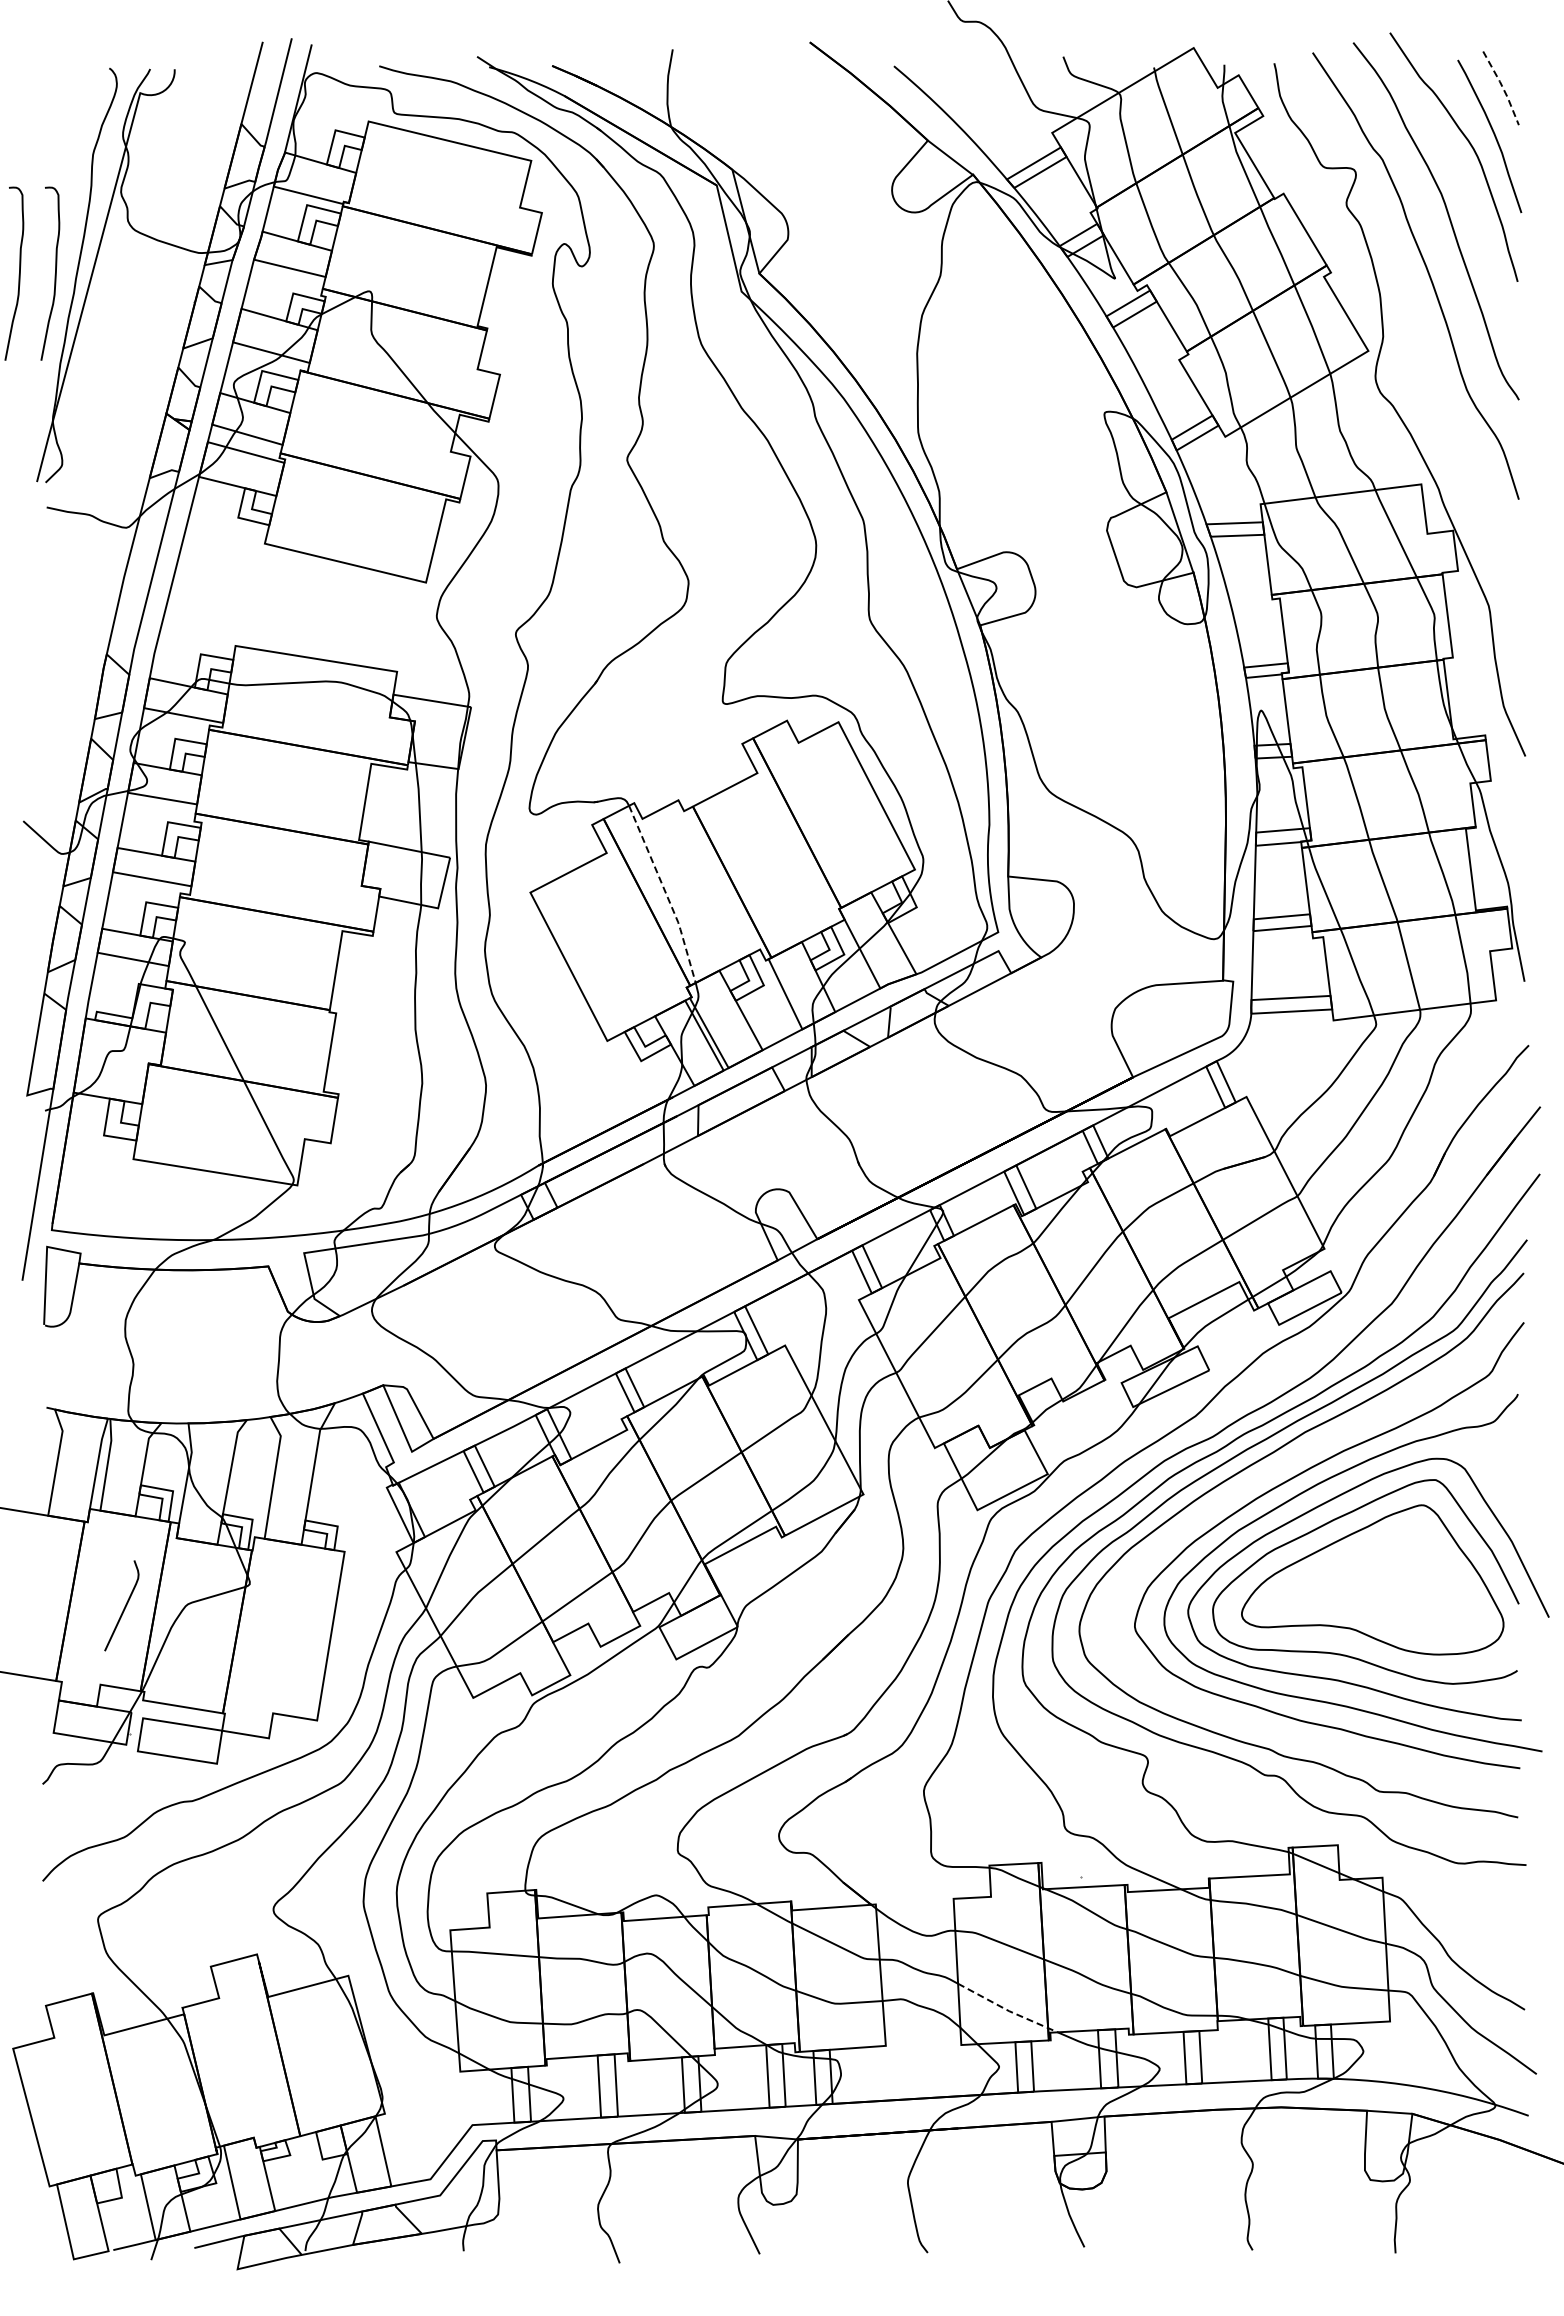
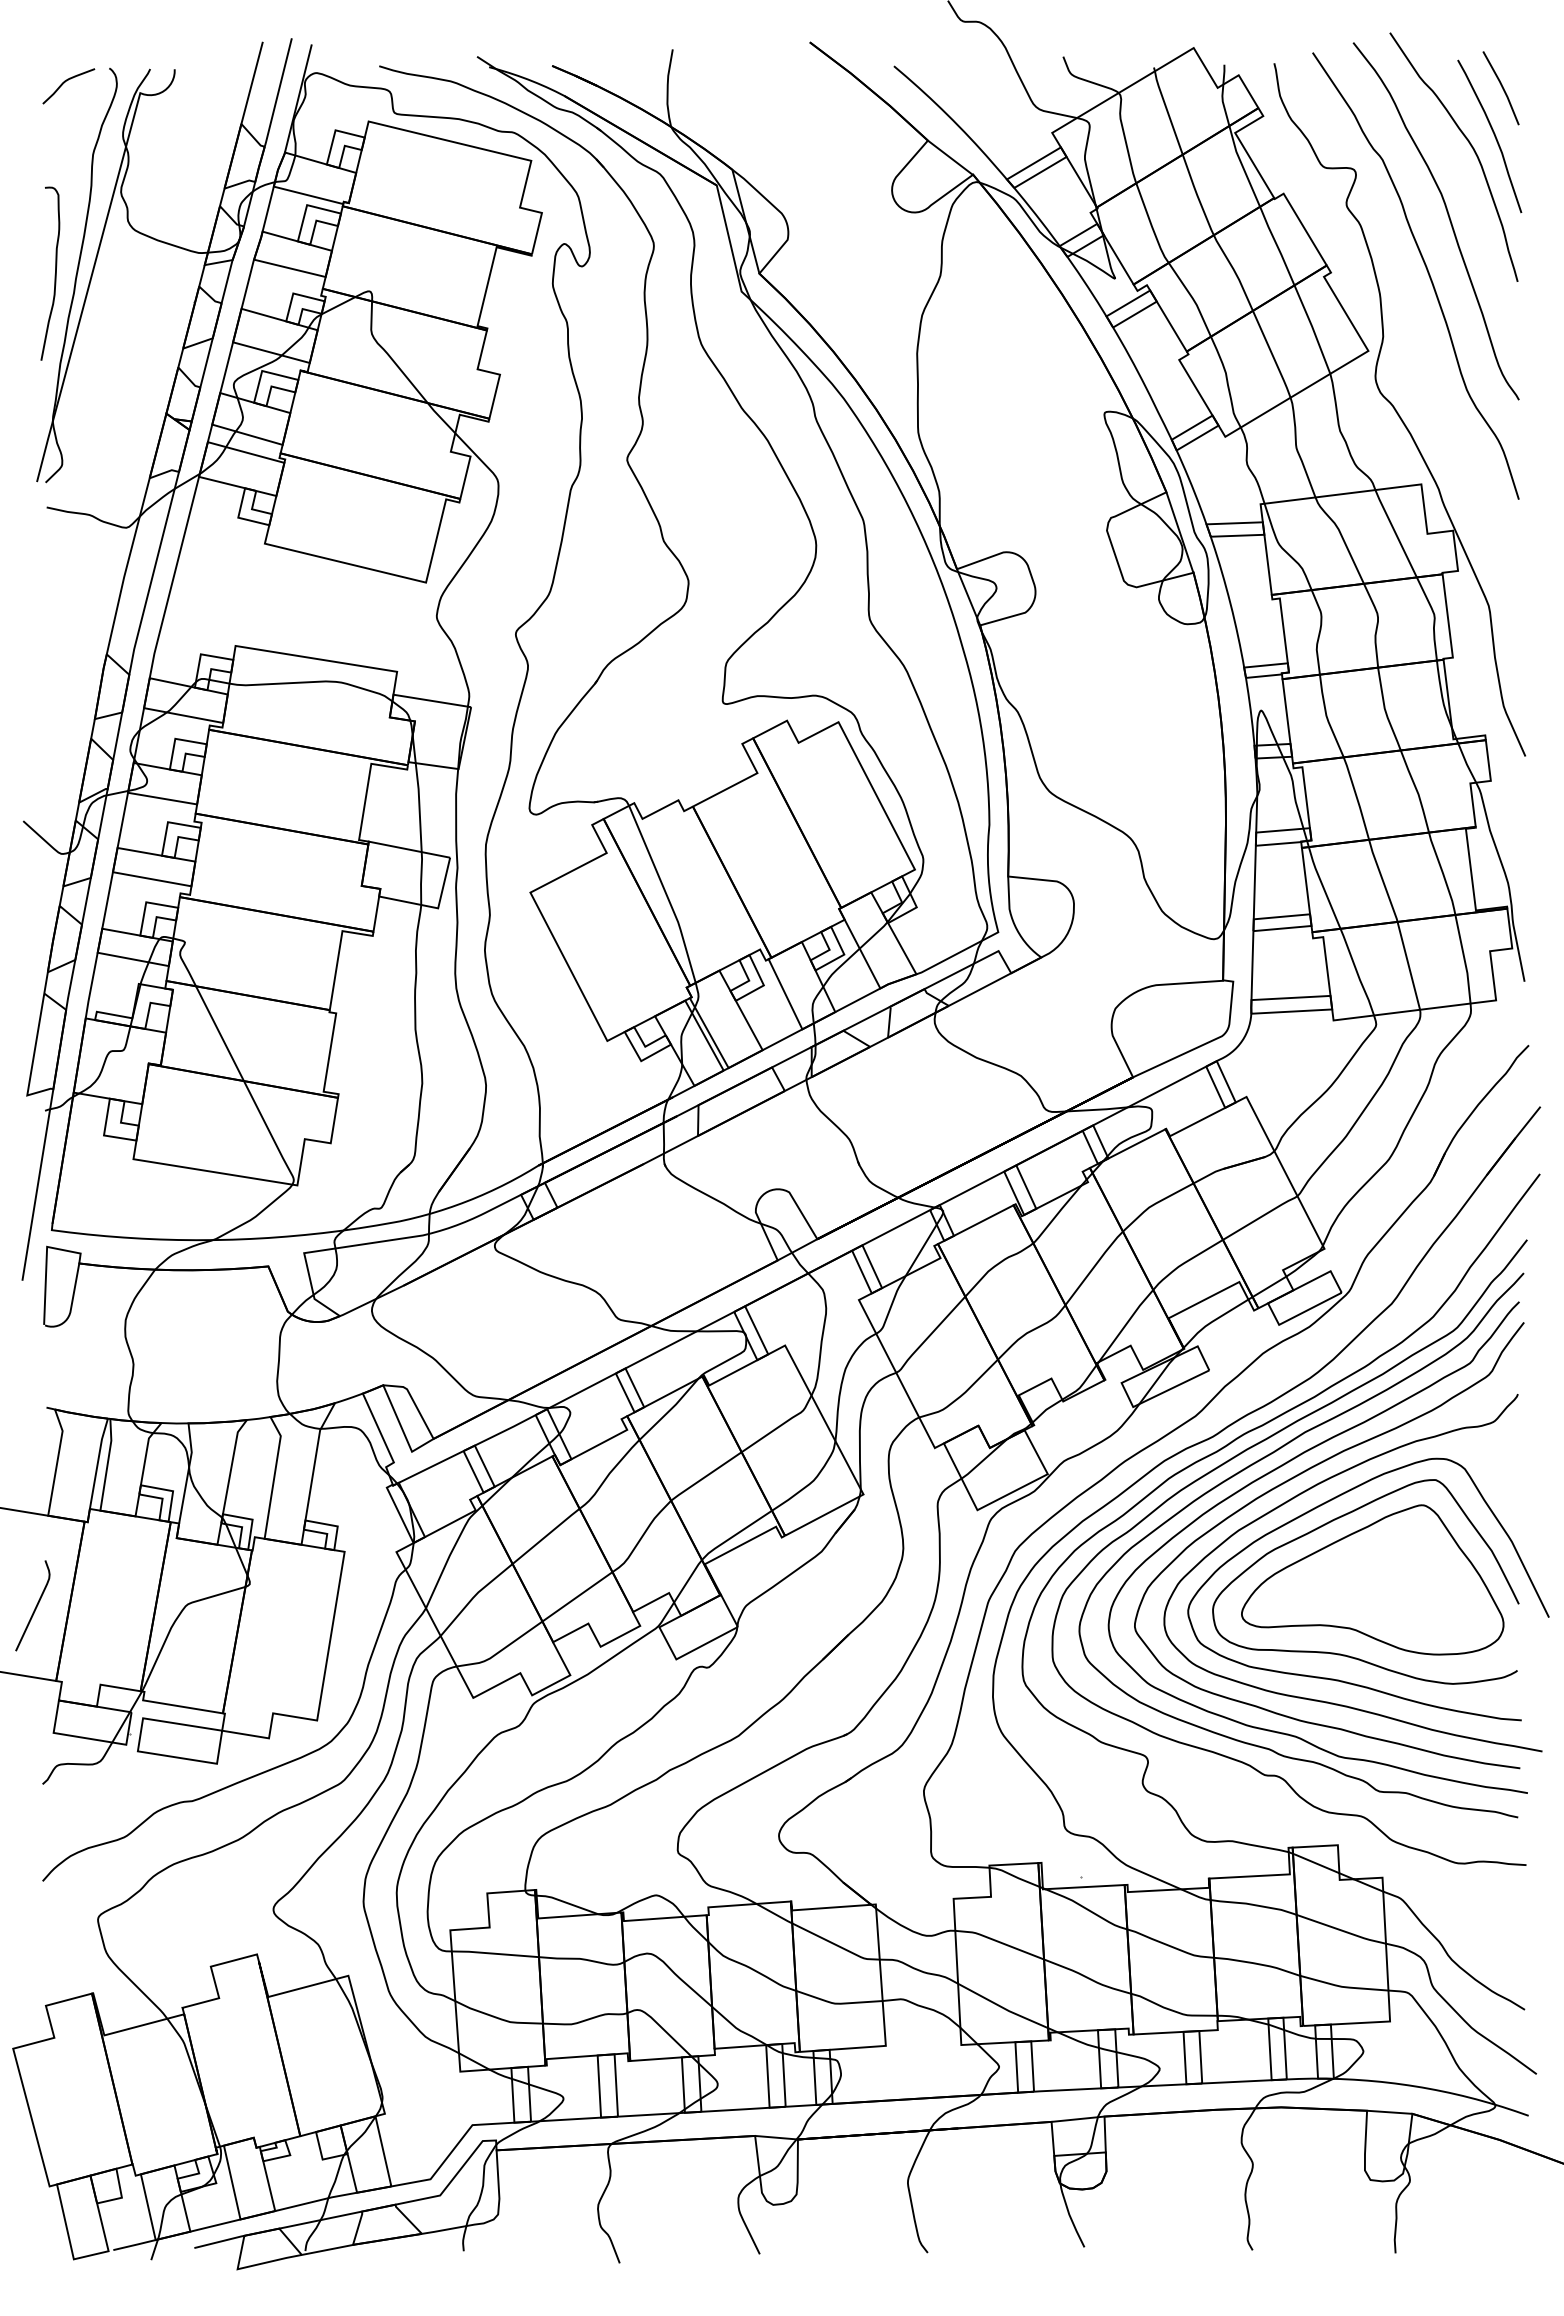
curve: none -> present (65, 82)
line: dashed -> solid (1502, 87)
curve: present -> none (18, 274)
line: dashed -> solid (666, 894)
curve: none -> present (1272, 1472)
curve position: (124, 1606) -> (35, 1606) (35, 1606)
line: dashed -> solid (1007, 2010)
